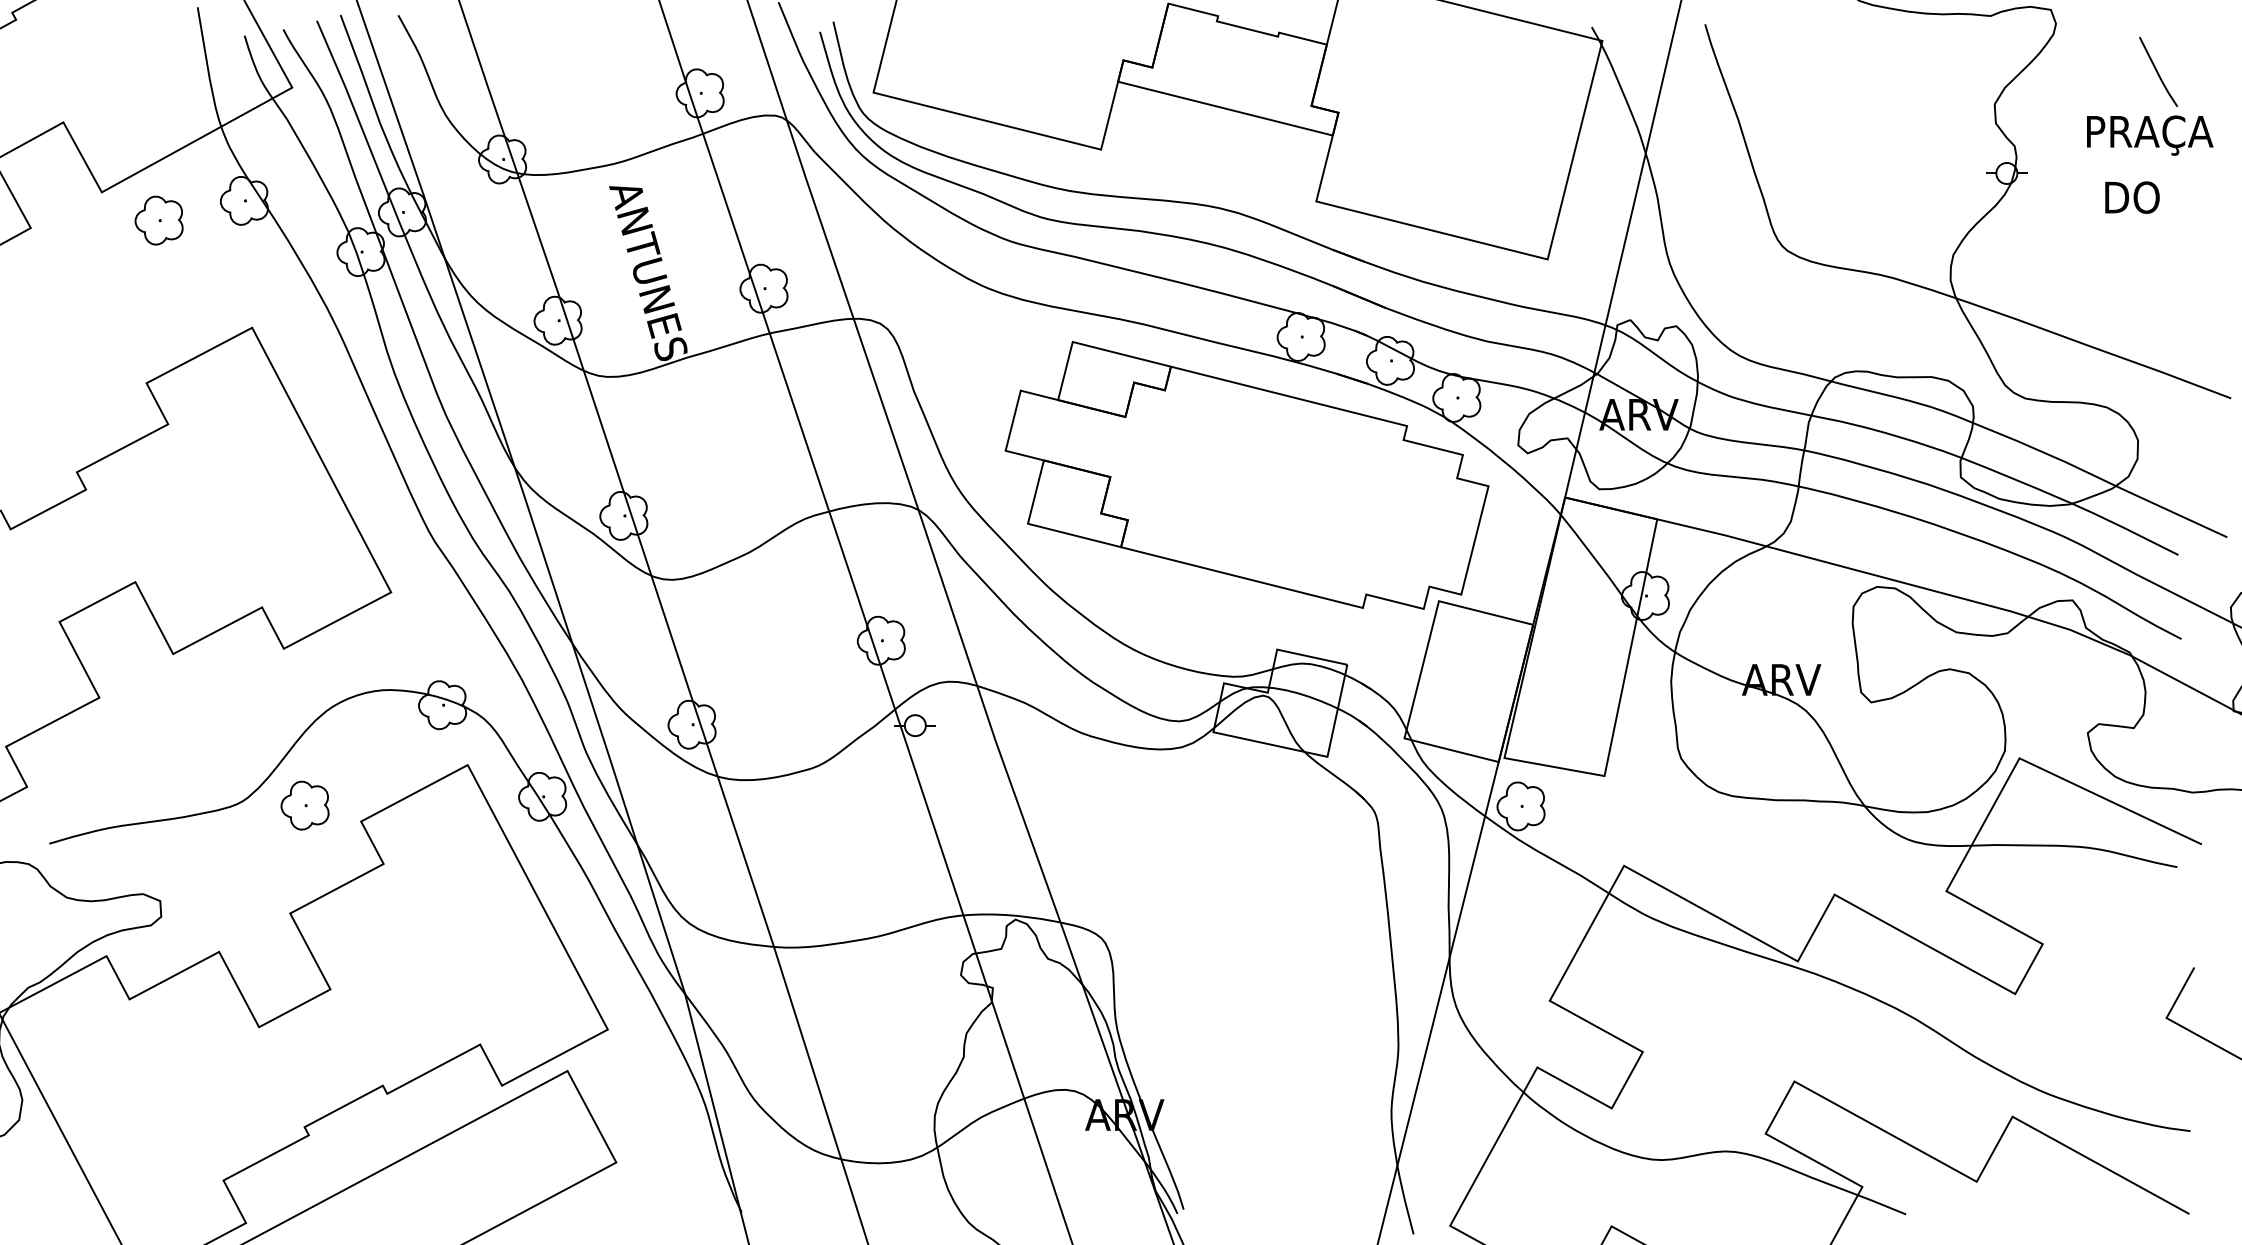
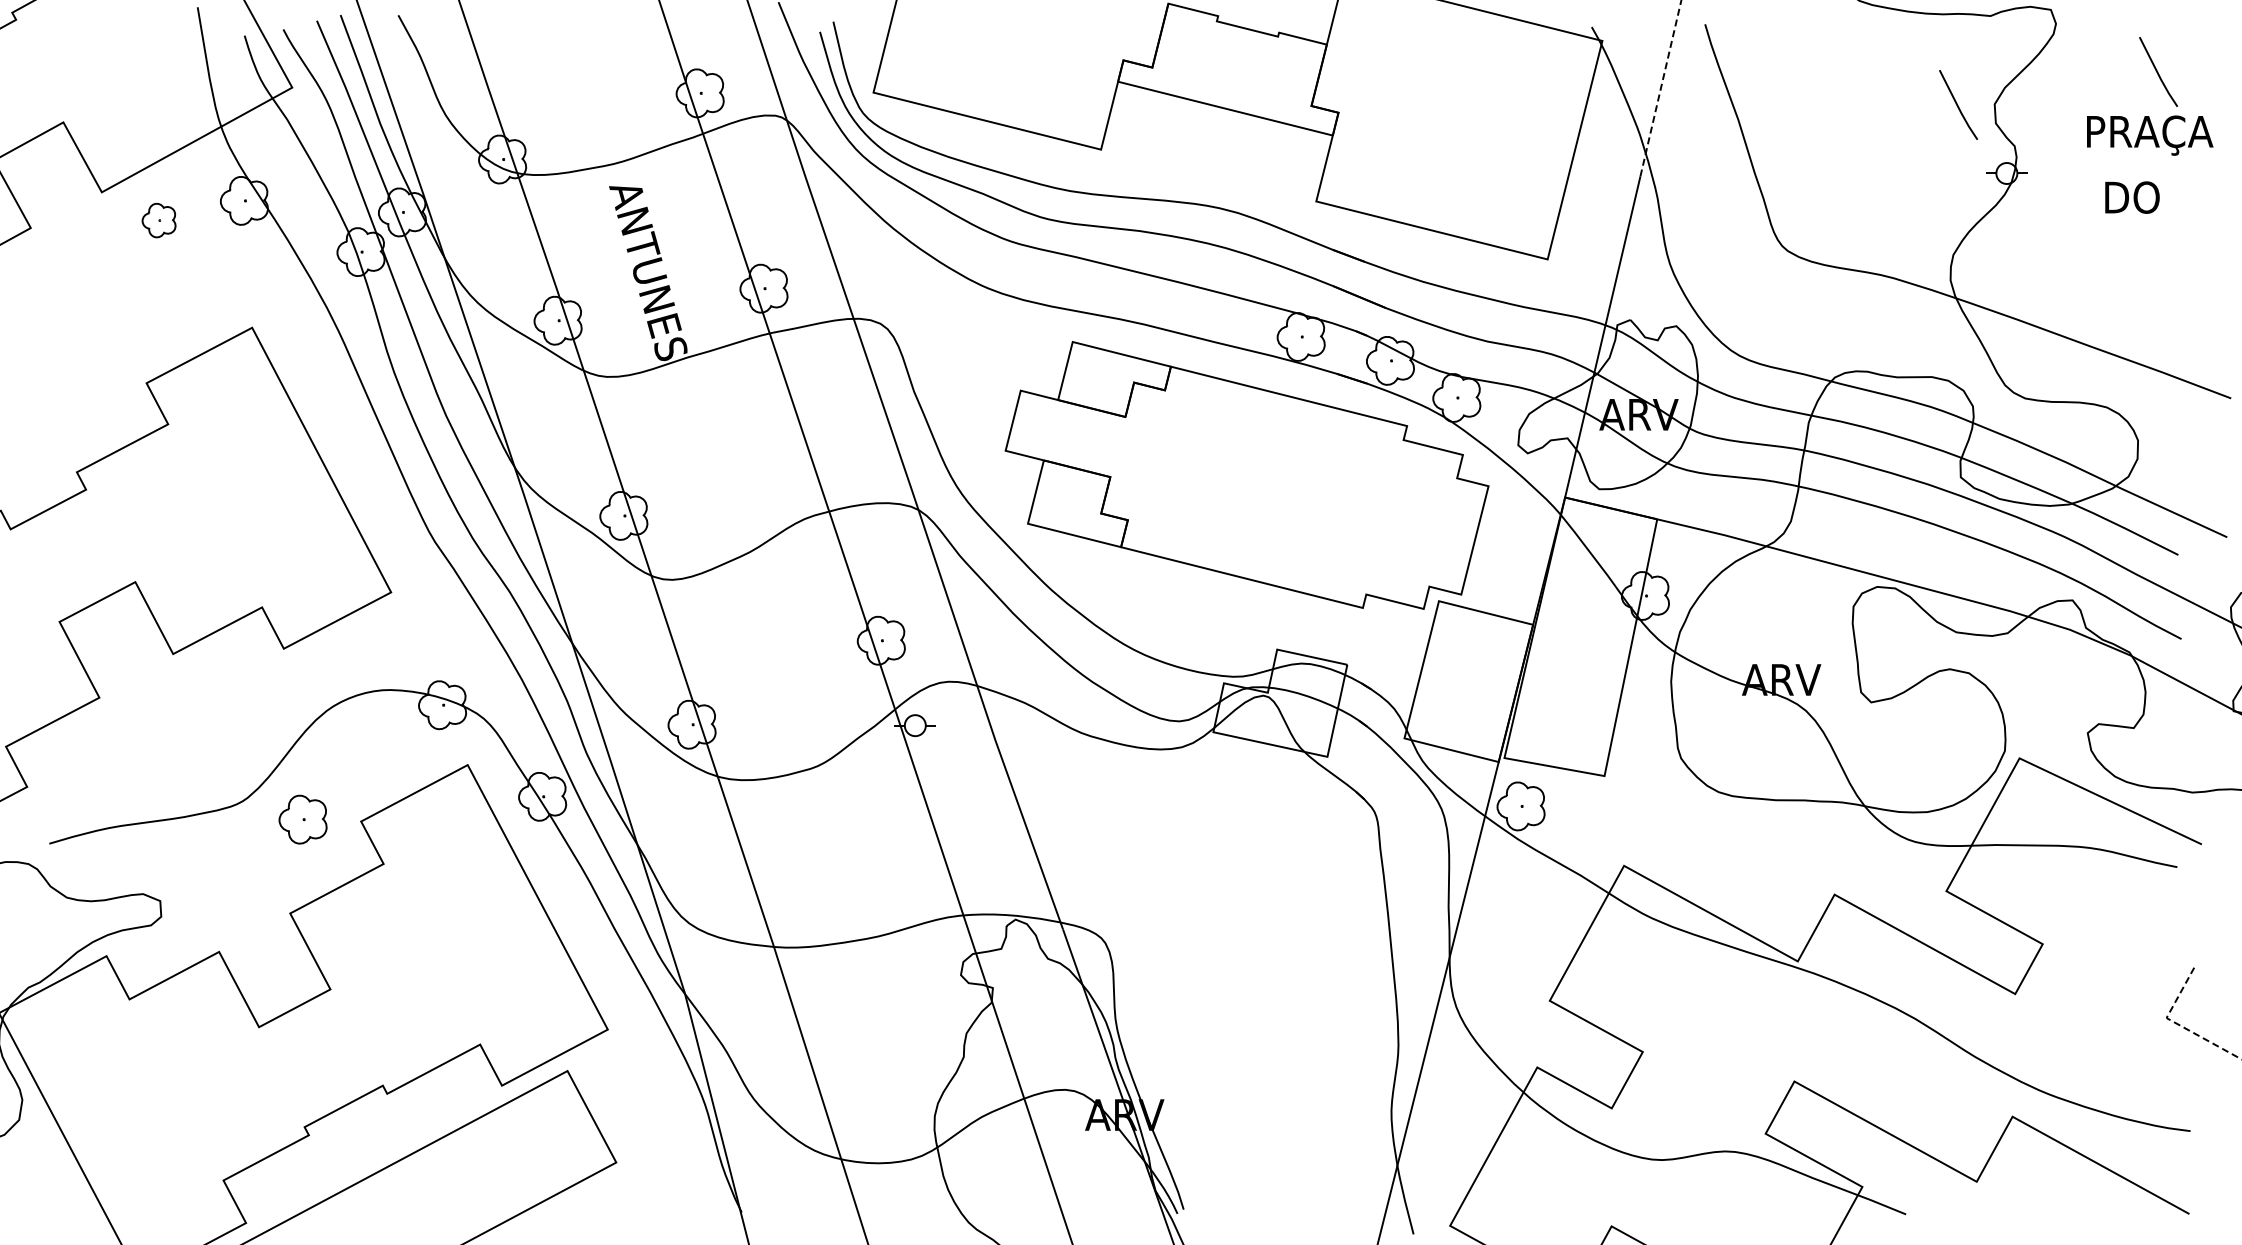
line: solid -> dashed (1661, 87)
line: none -> present (1957, 104)
part size: 50x51 px -> 36x36 px (158, 220)
part position: (304, 805) -> (302, 819) (302, 819)
line: solid -> dashed (2177, 1024)
